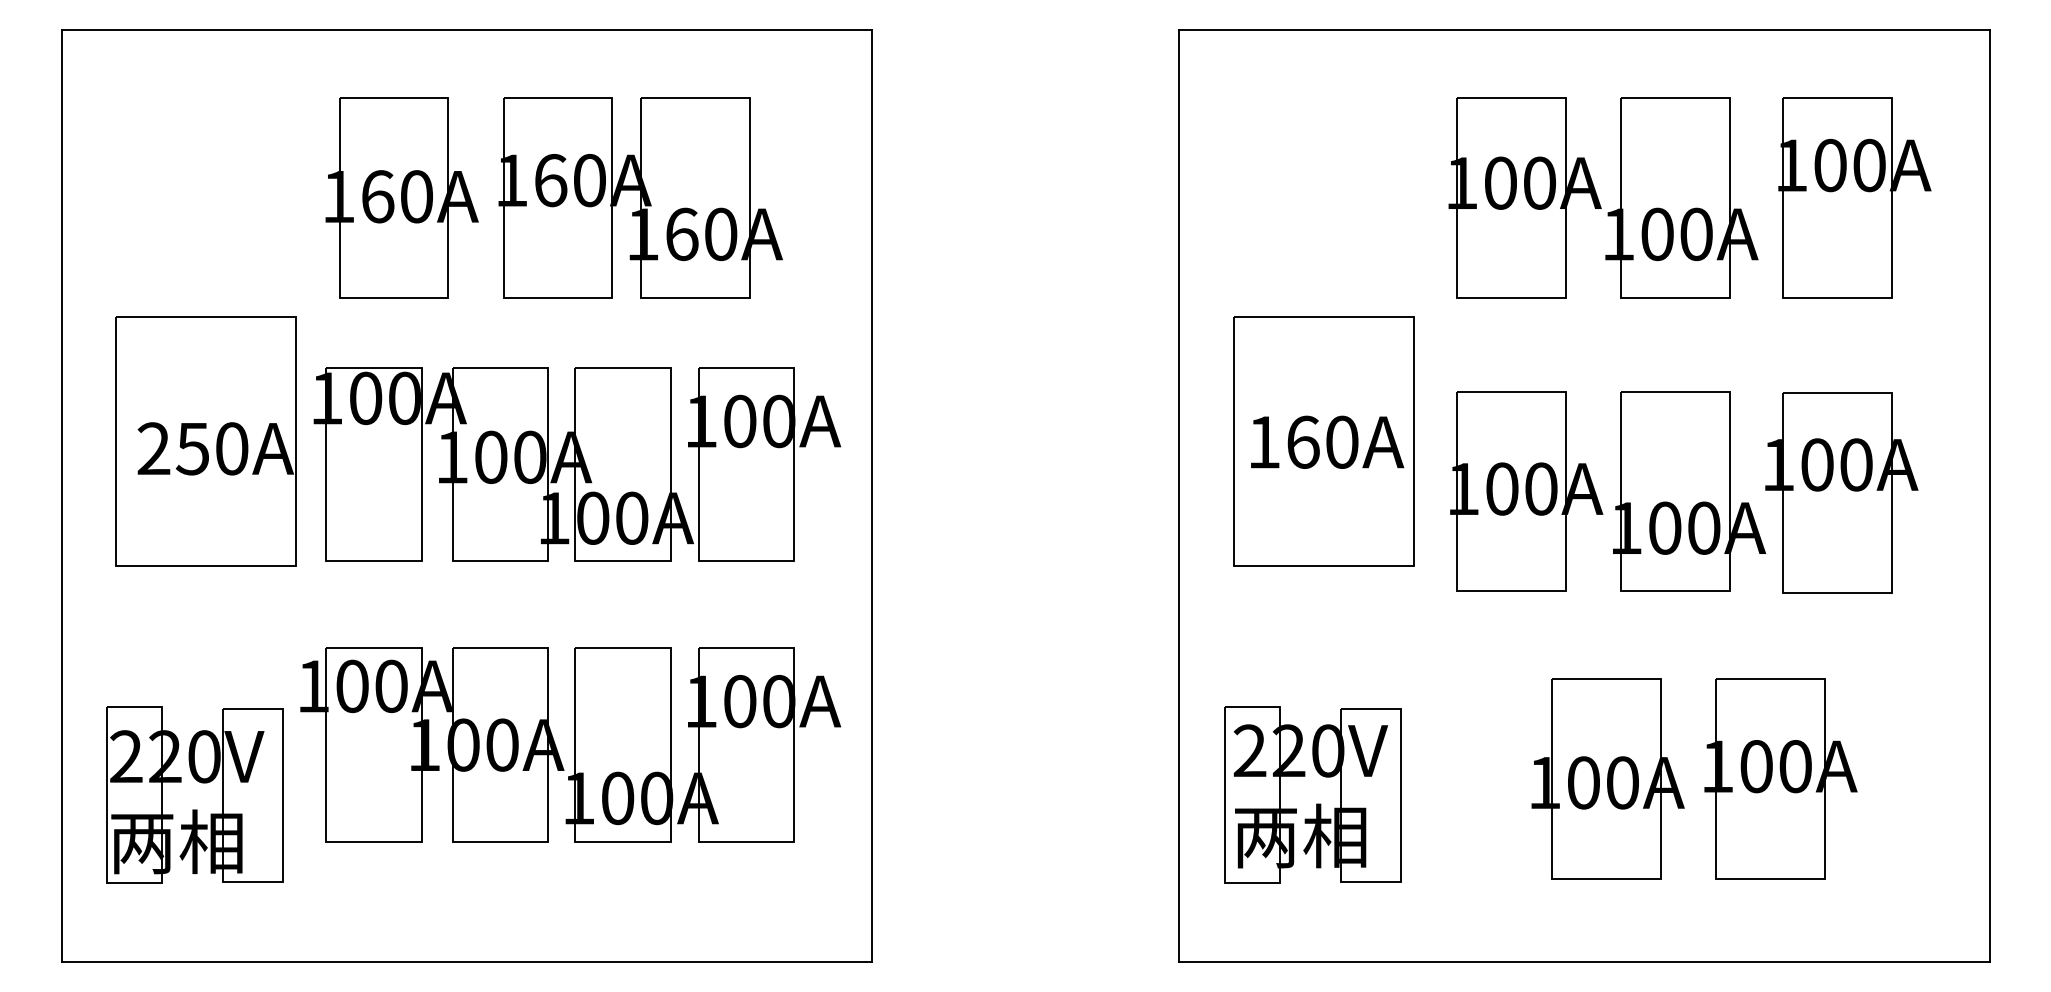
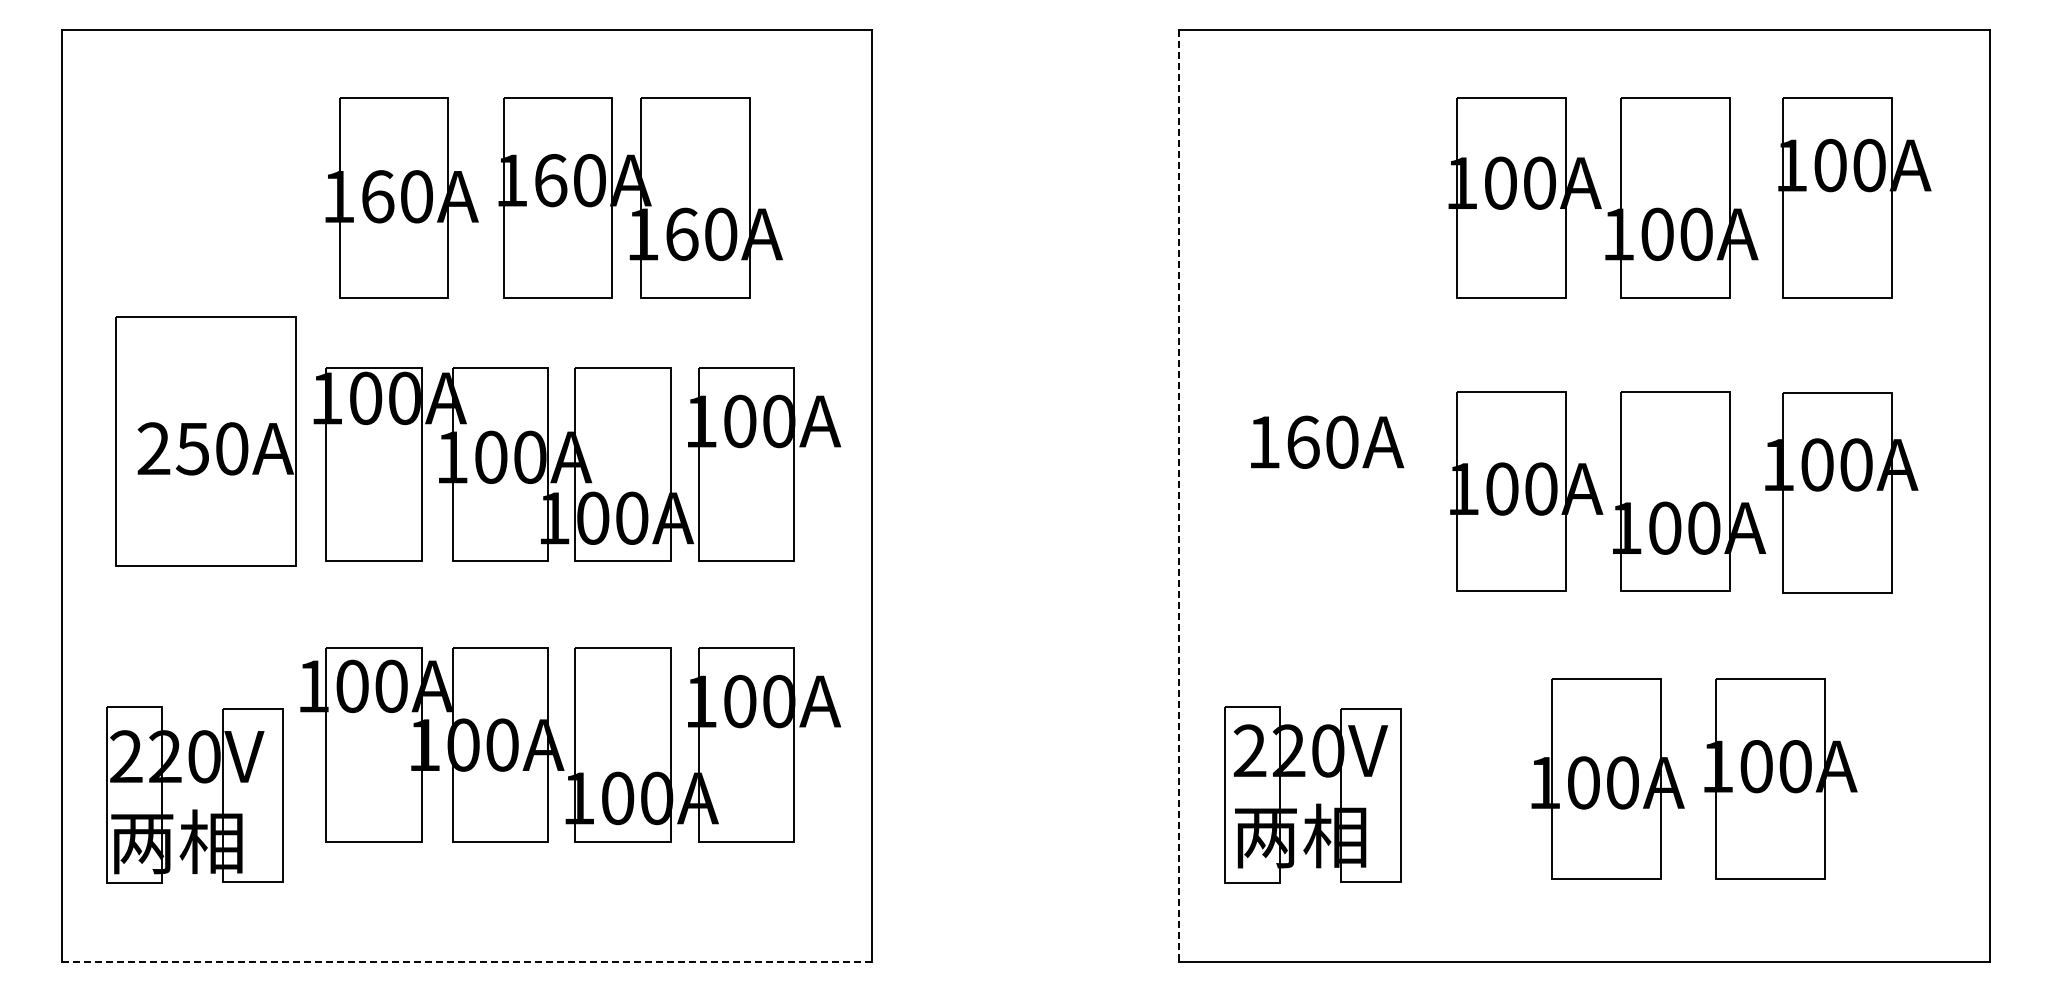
part: present -> none (1323, 441)
line: solid -> dashed (1179, 496)
line: solid -> dashed (467, 962)
